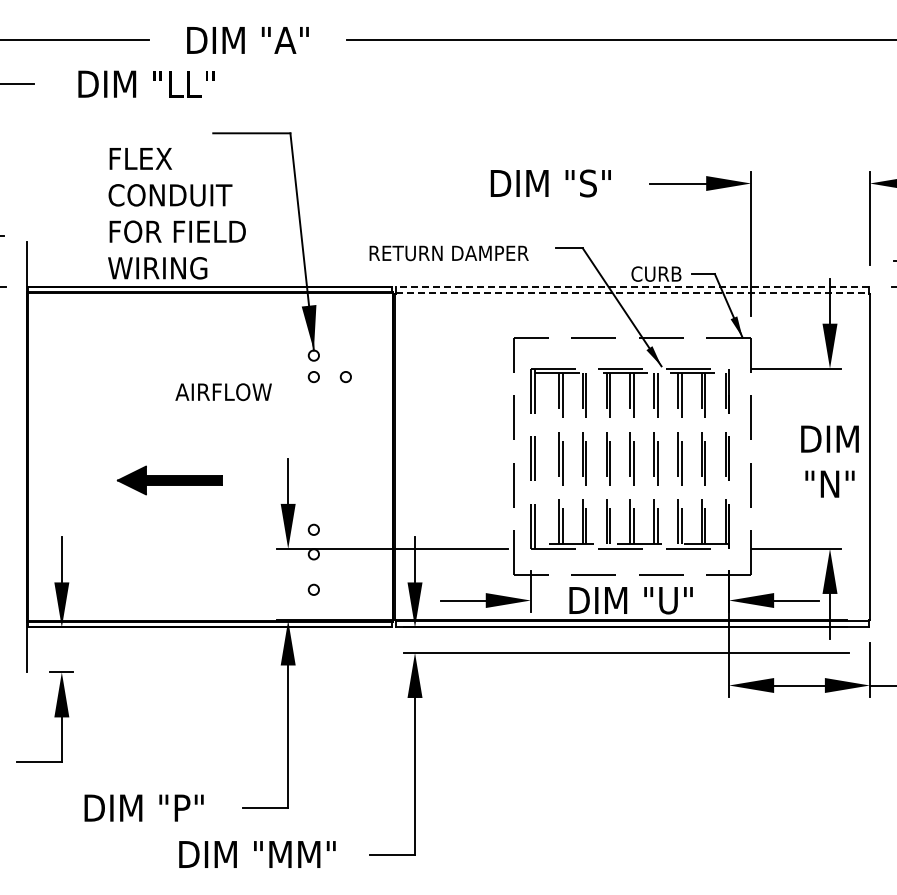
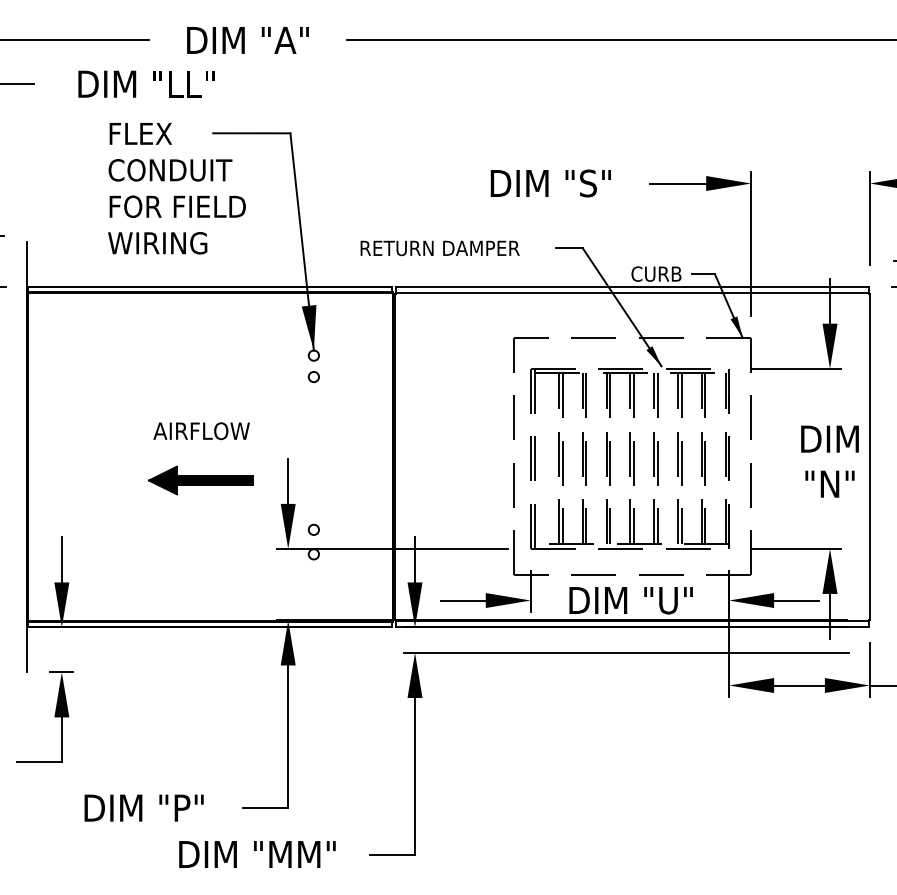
text position: (176, 213) -> (176, 188) (176, 188)
text position: (448, 253) -> (439, 248) (439, 248)
line: dashed -> solid (632, 286)
line: dashed -> solid (632, 293)
circle: present -> none (345, 376)
text position: (223, 392) -> (201, 431) (201, 431)
part position: (169, 480) -> (200, 480) (200, 480)
circle: present -> none (313, 589)
